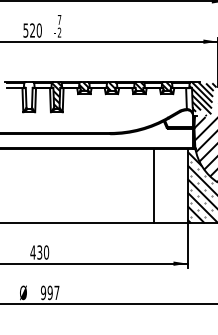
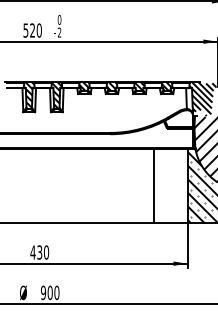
text: 7 -> 0 (59, 19)
hatch: none -> present (28, 94)
text: 997 -> 900 (53, 292)
